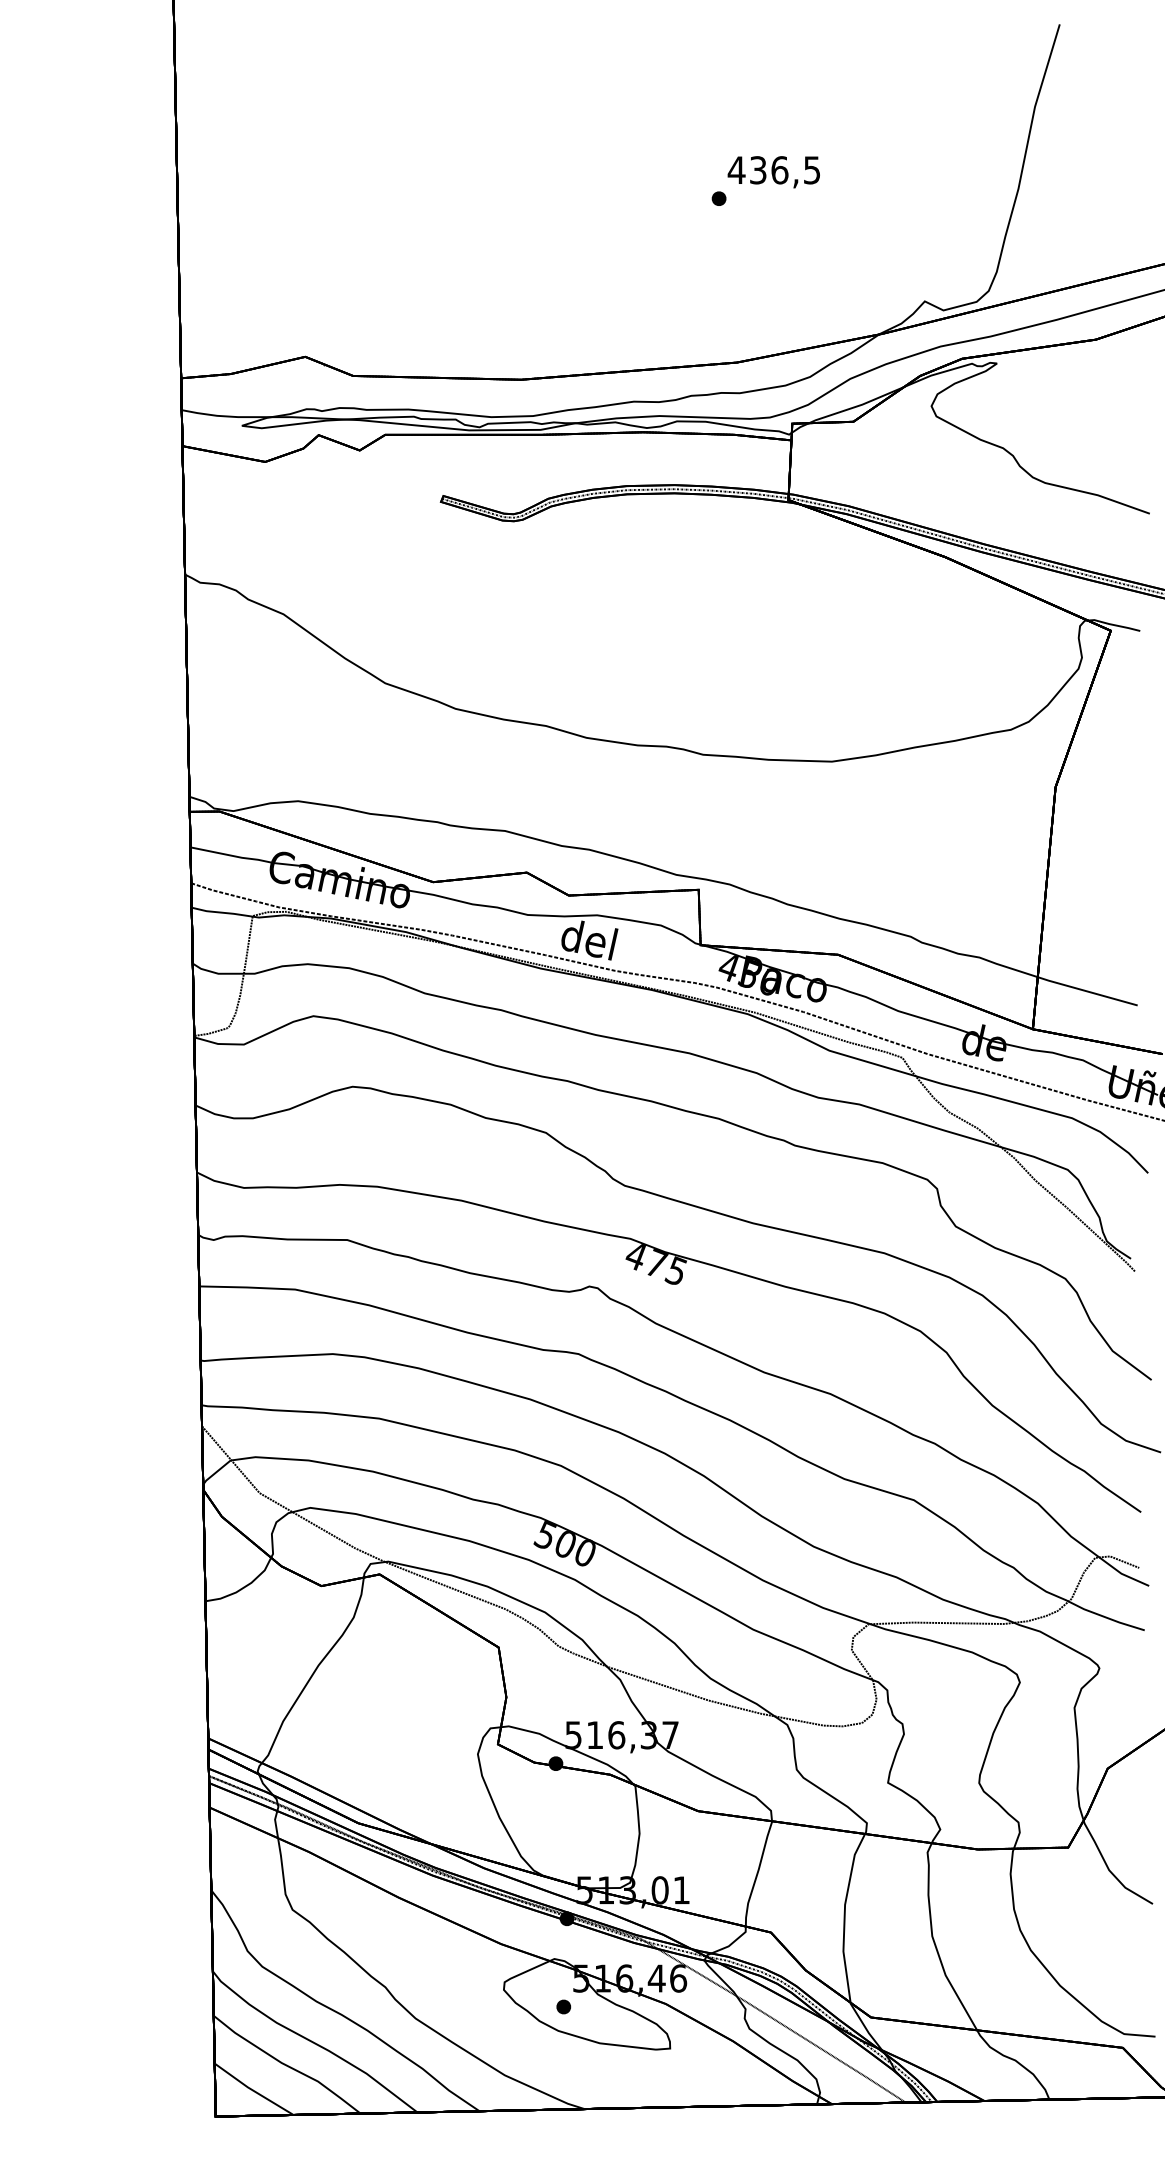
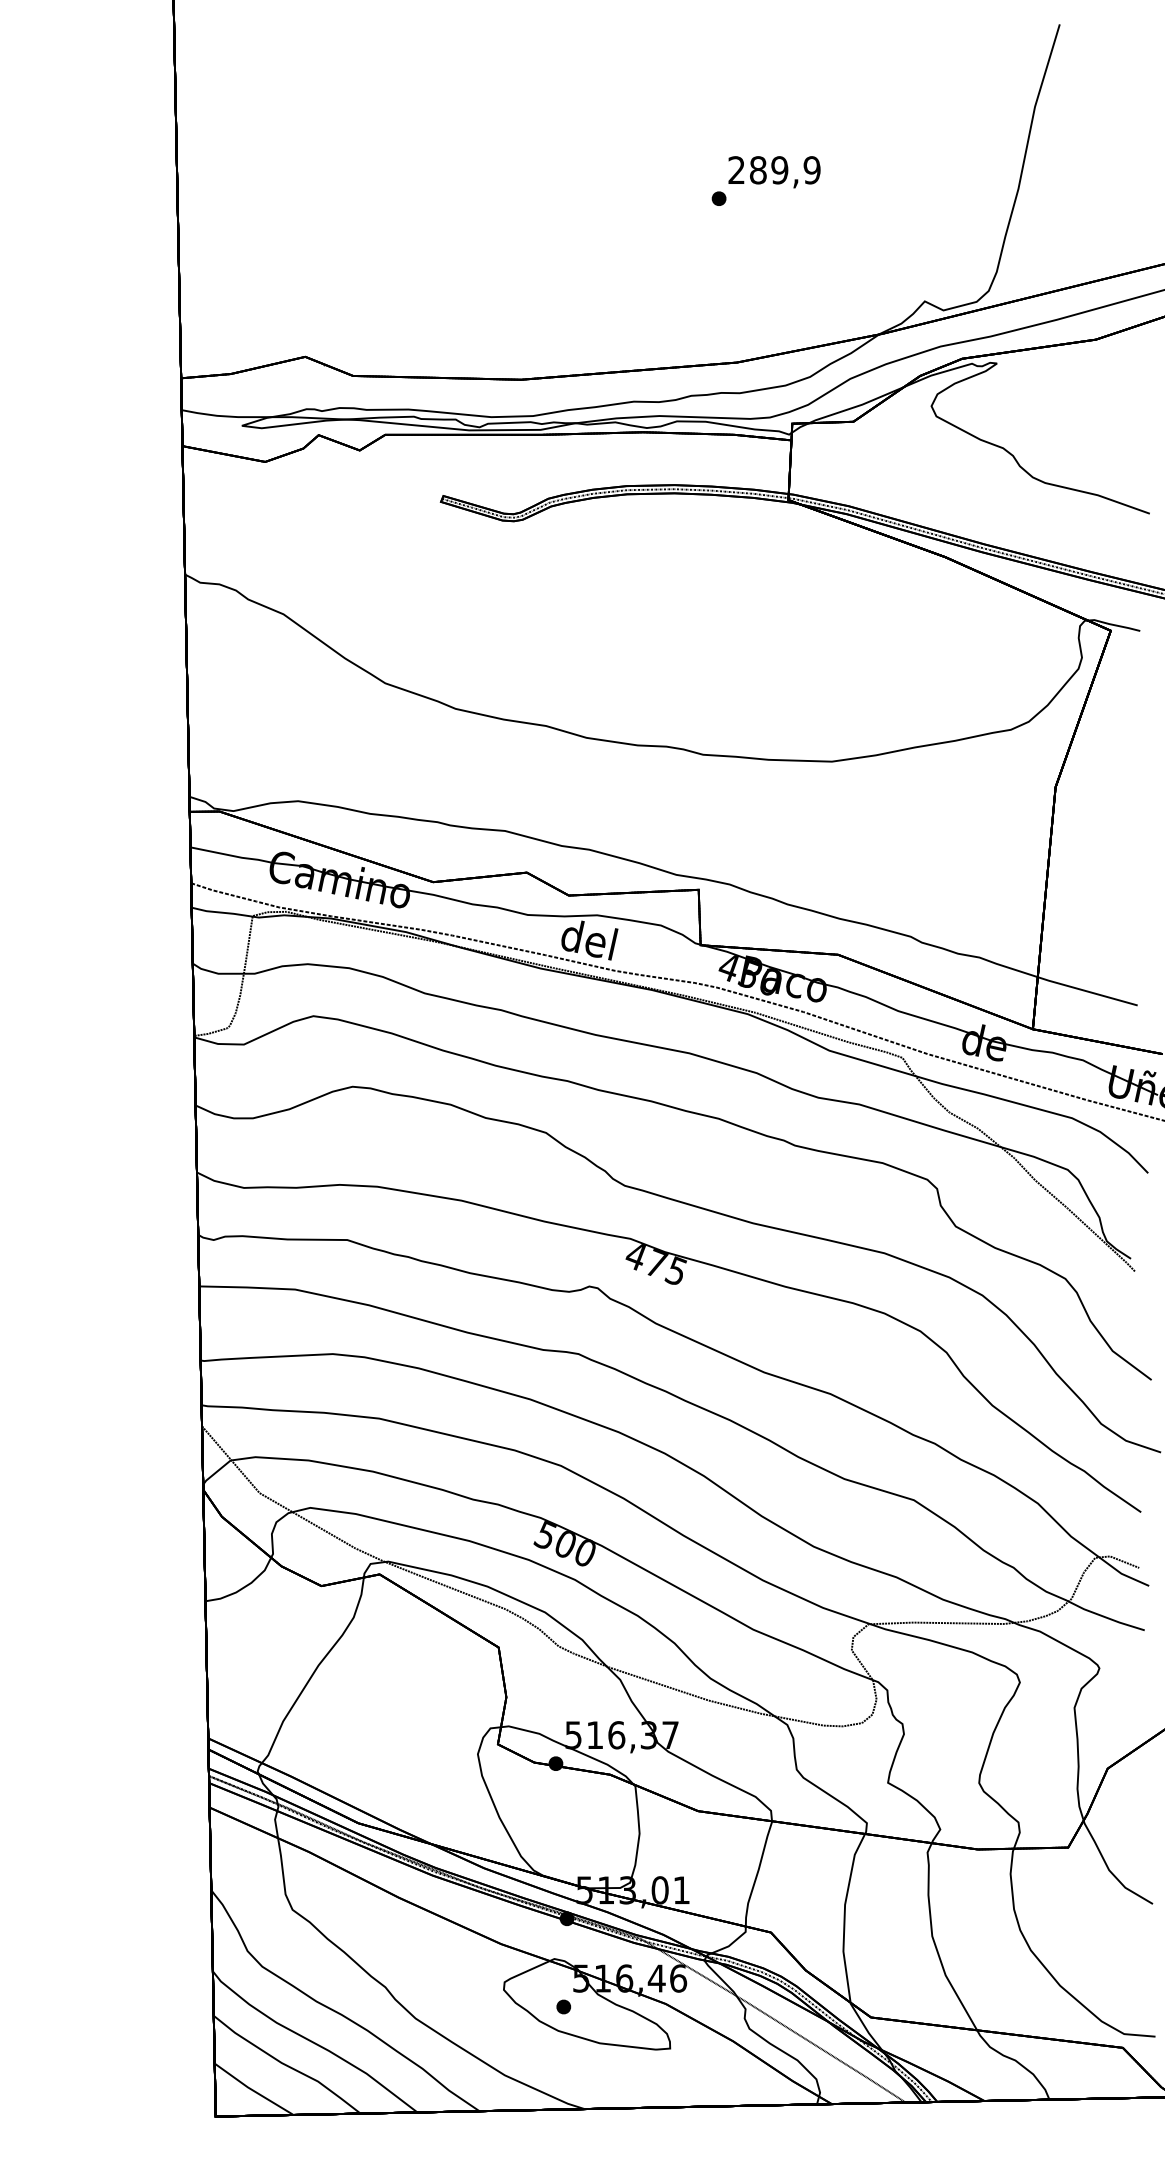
text: 436,5 -> 289,9 (773, 170)
